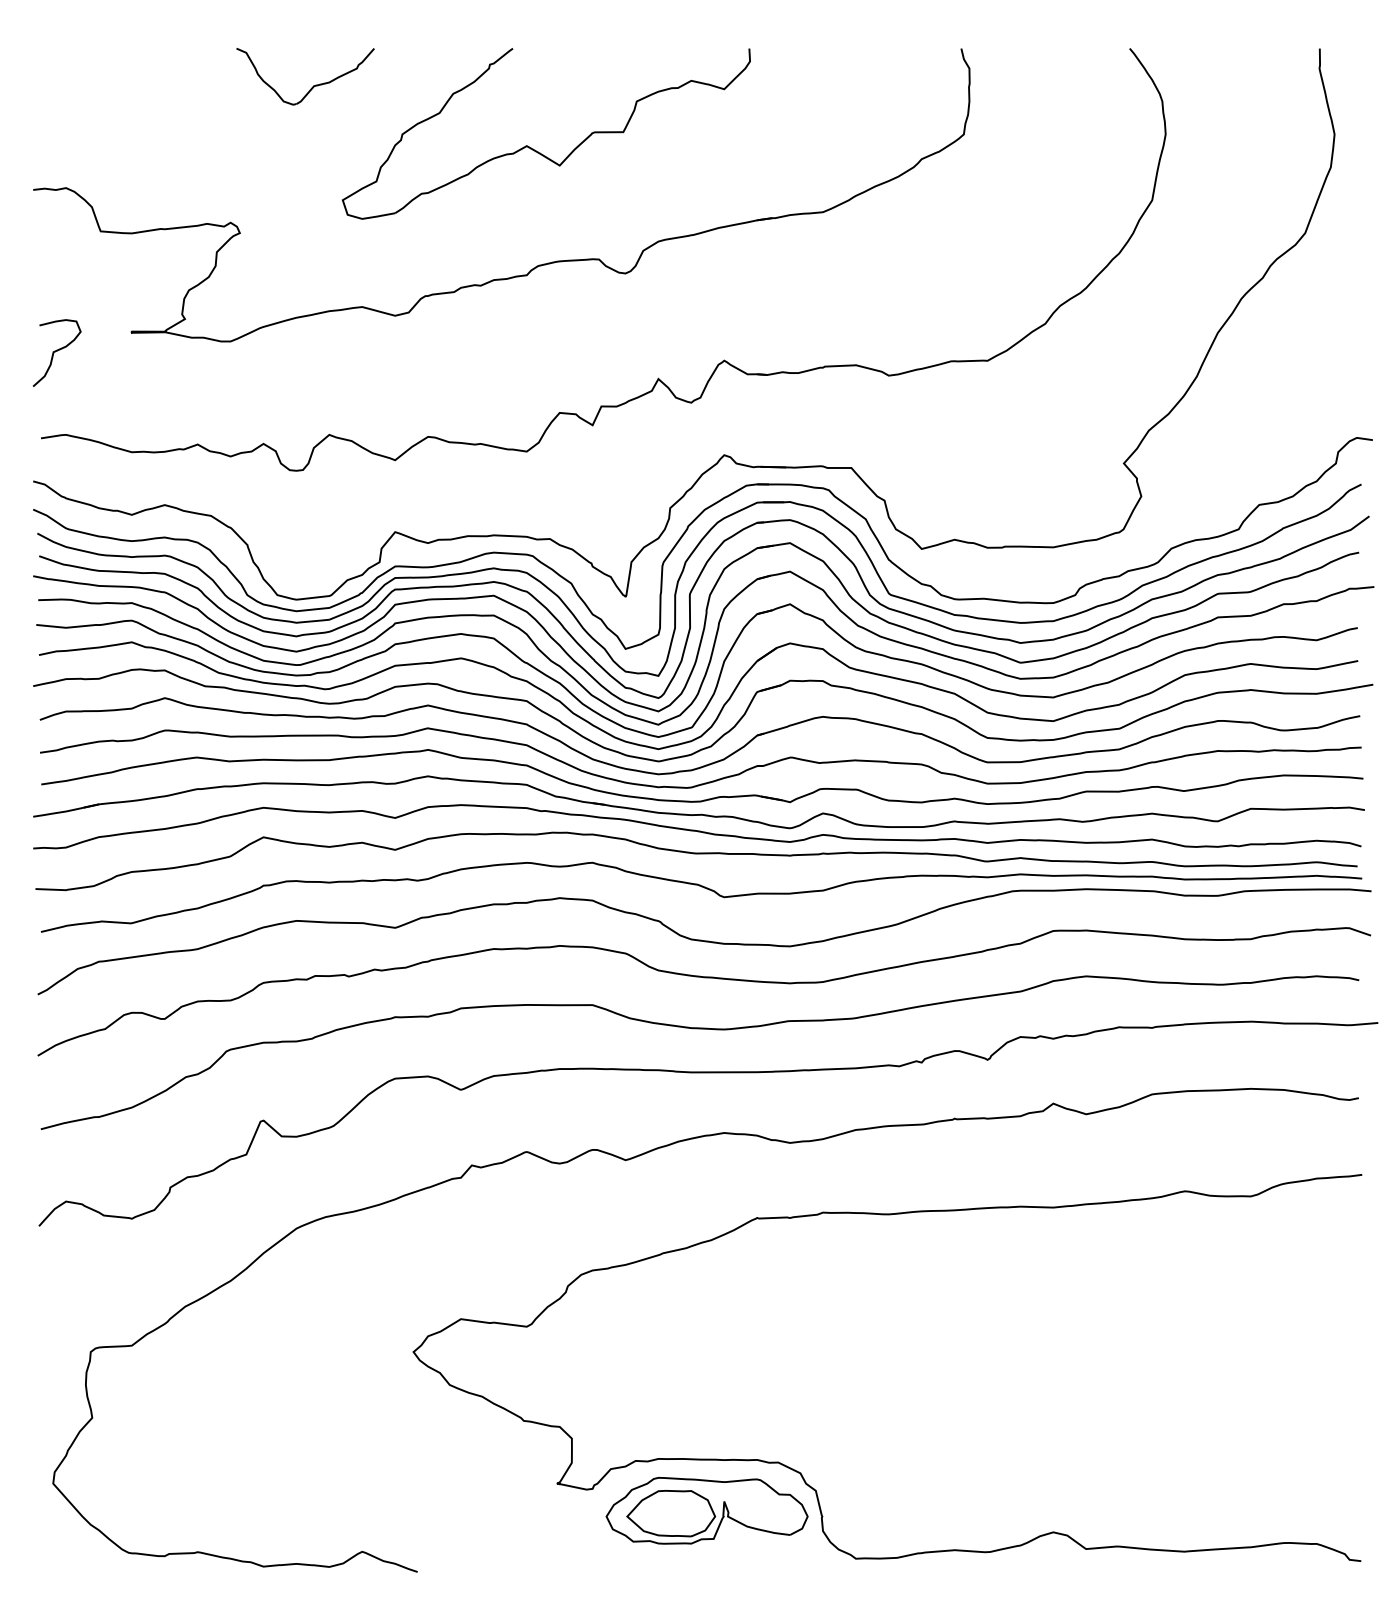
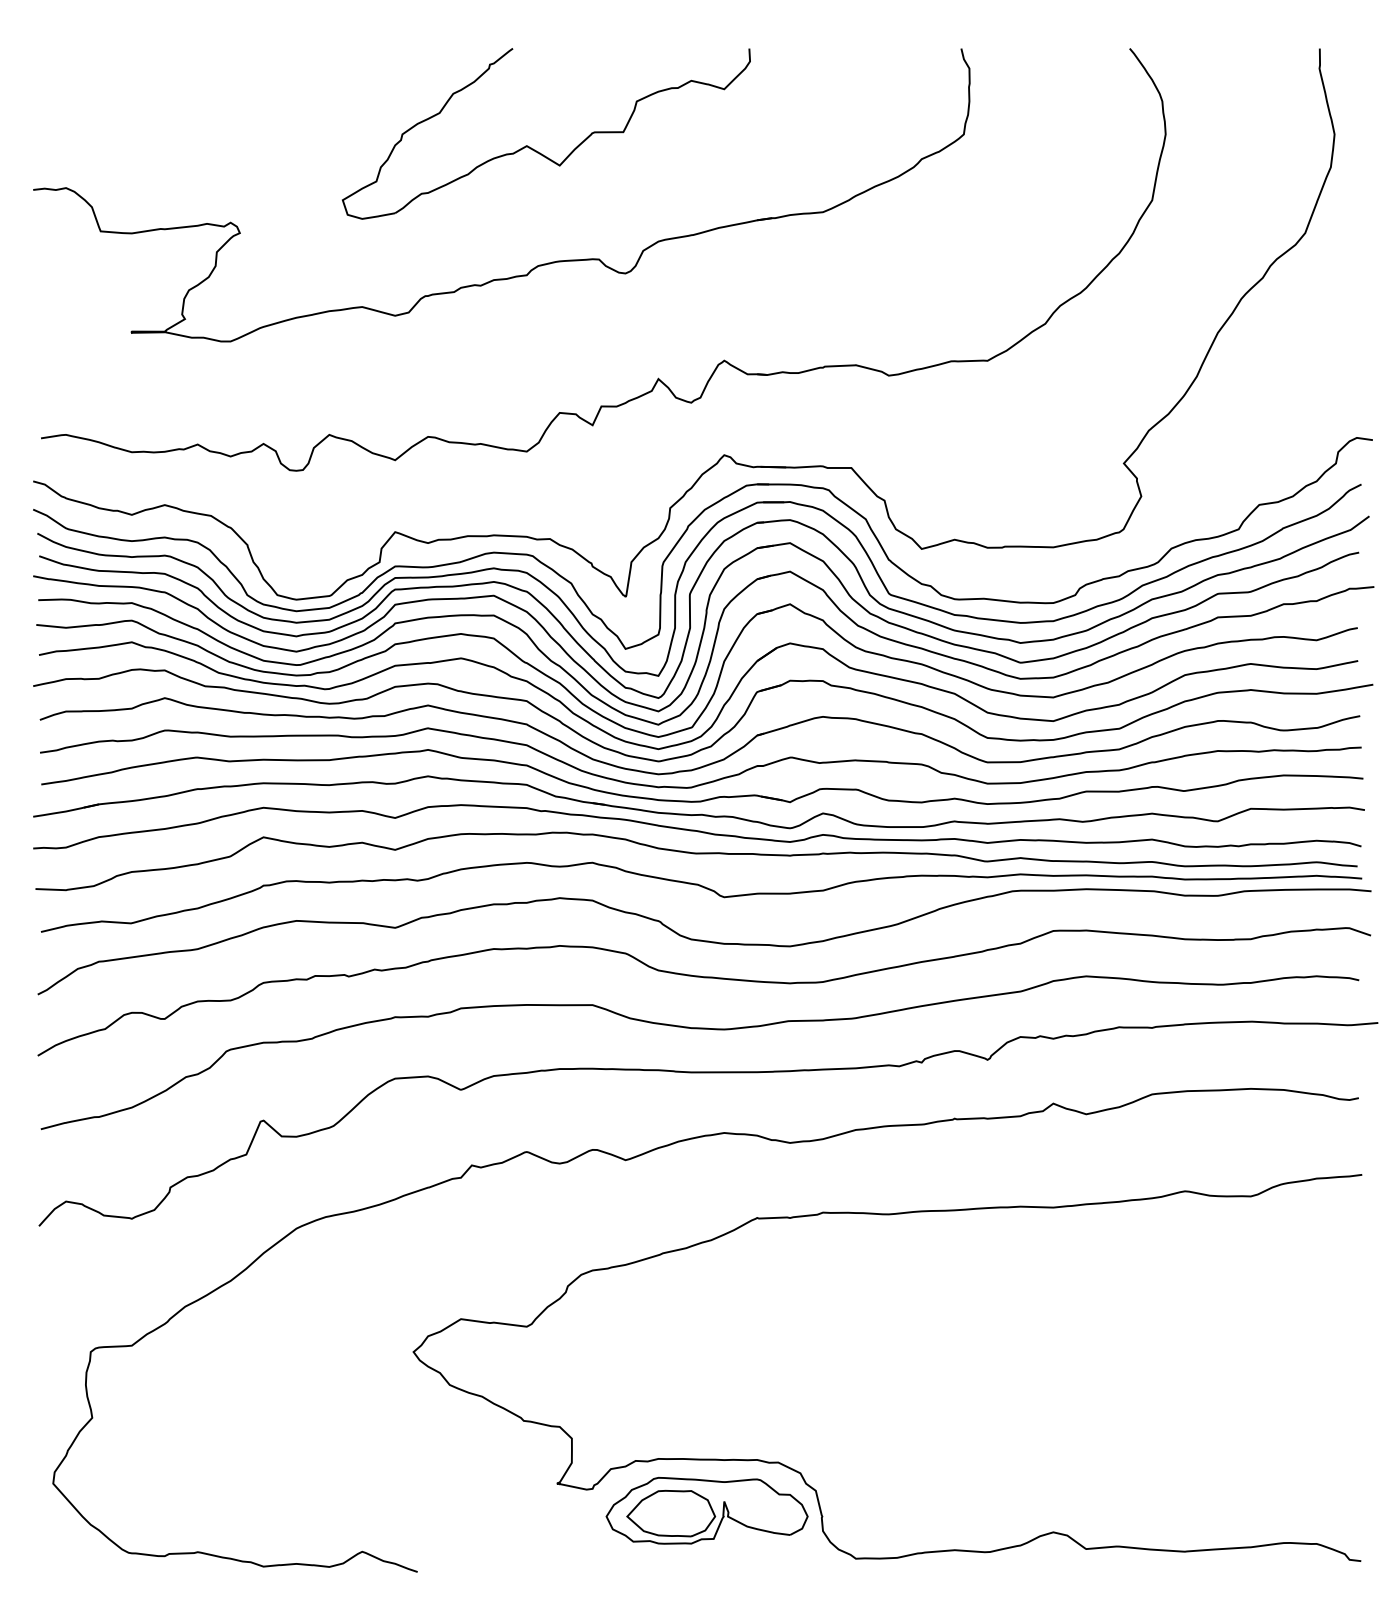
part: present -> none (313, 85)
curve: present -> none (56, 351)
